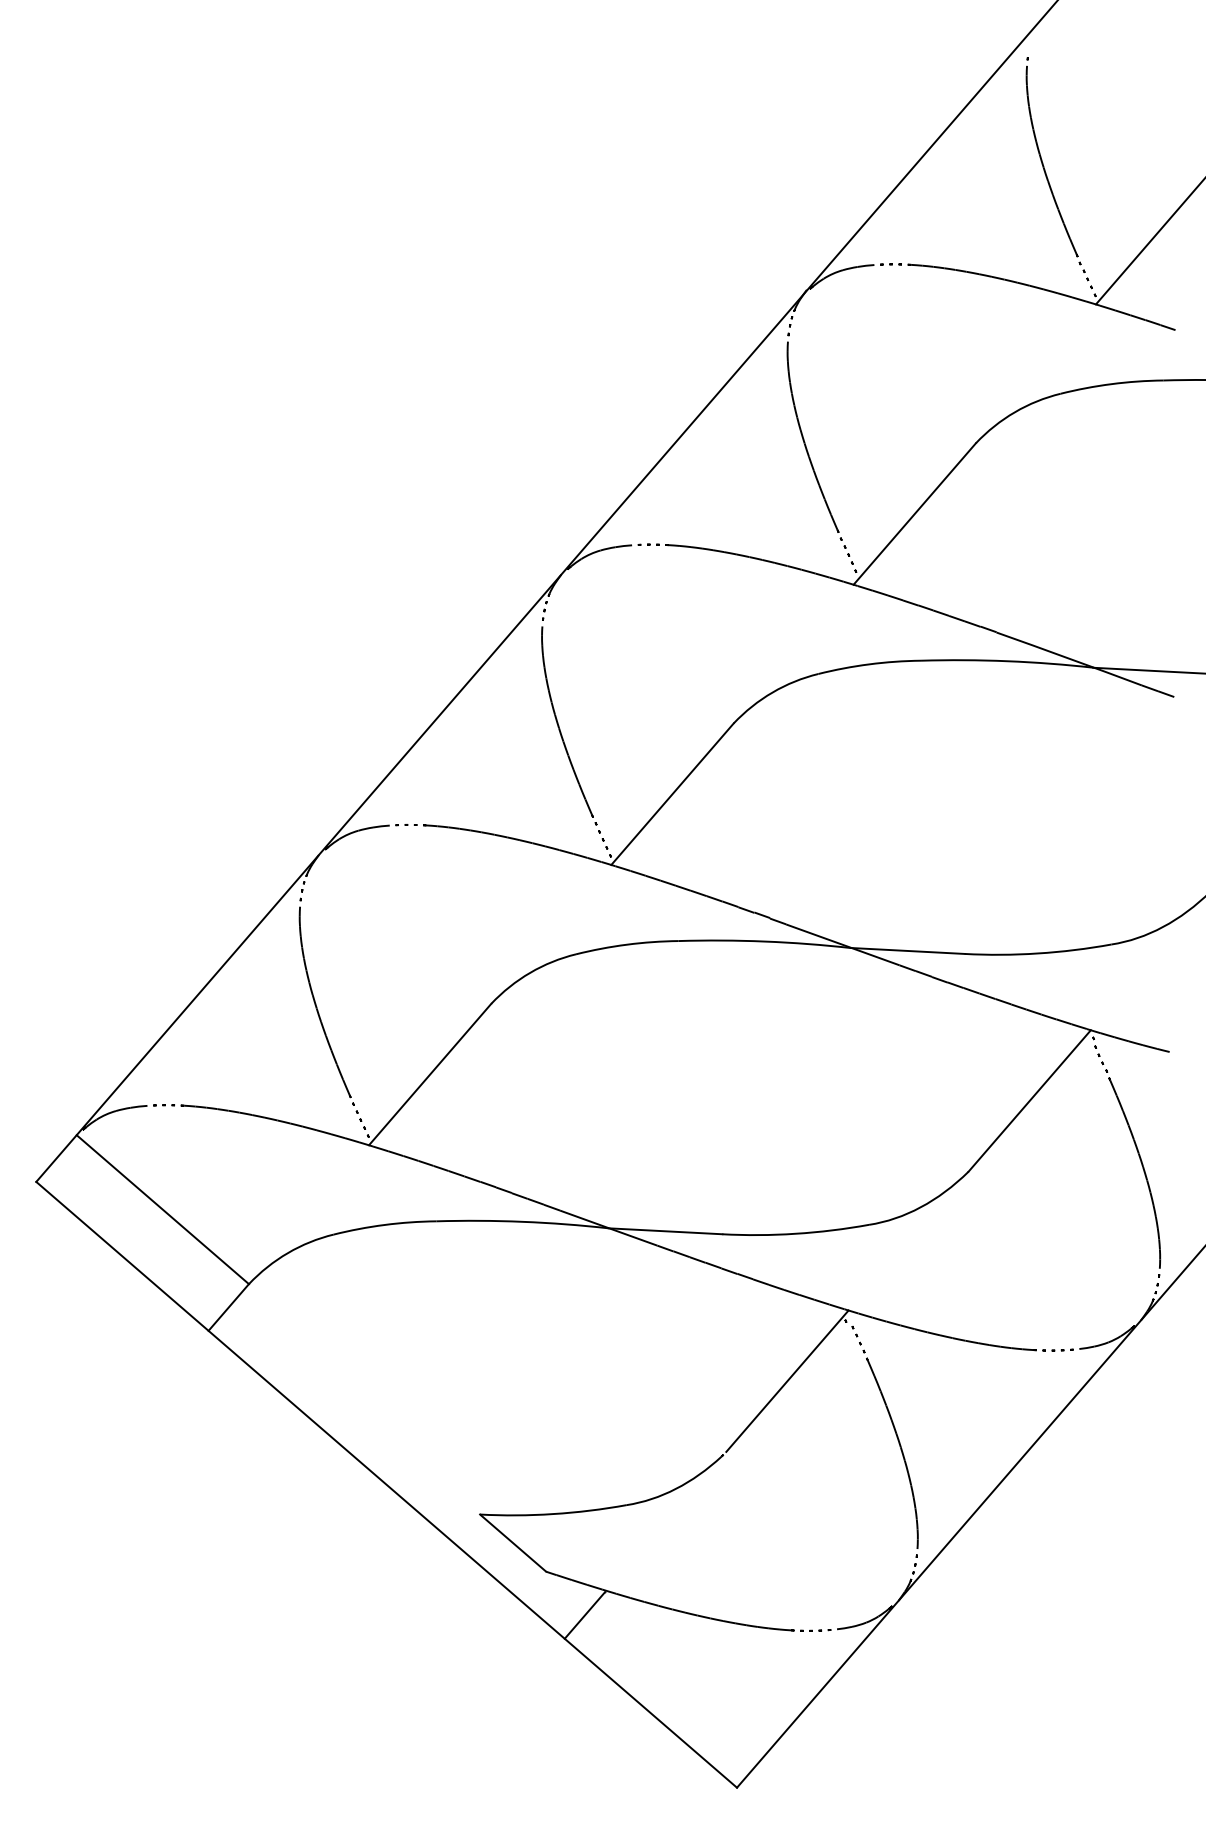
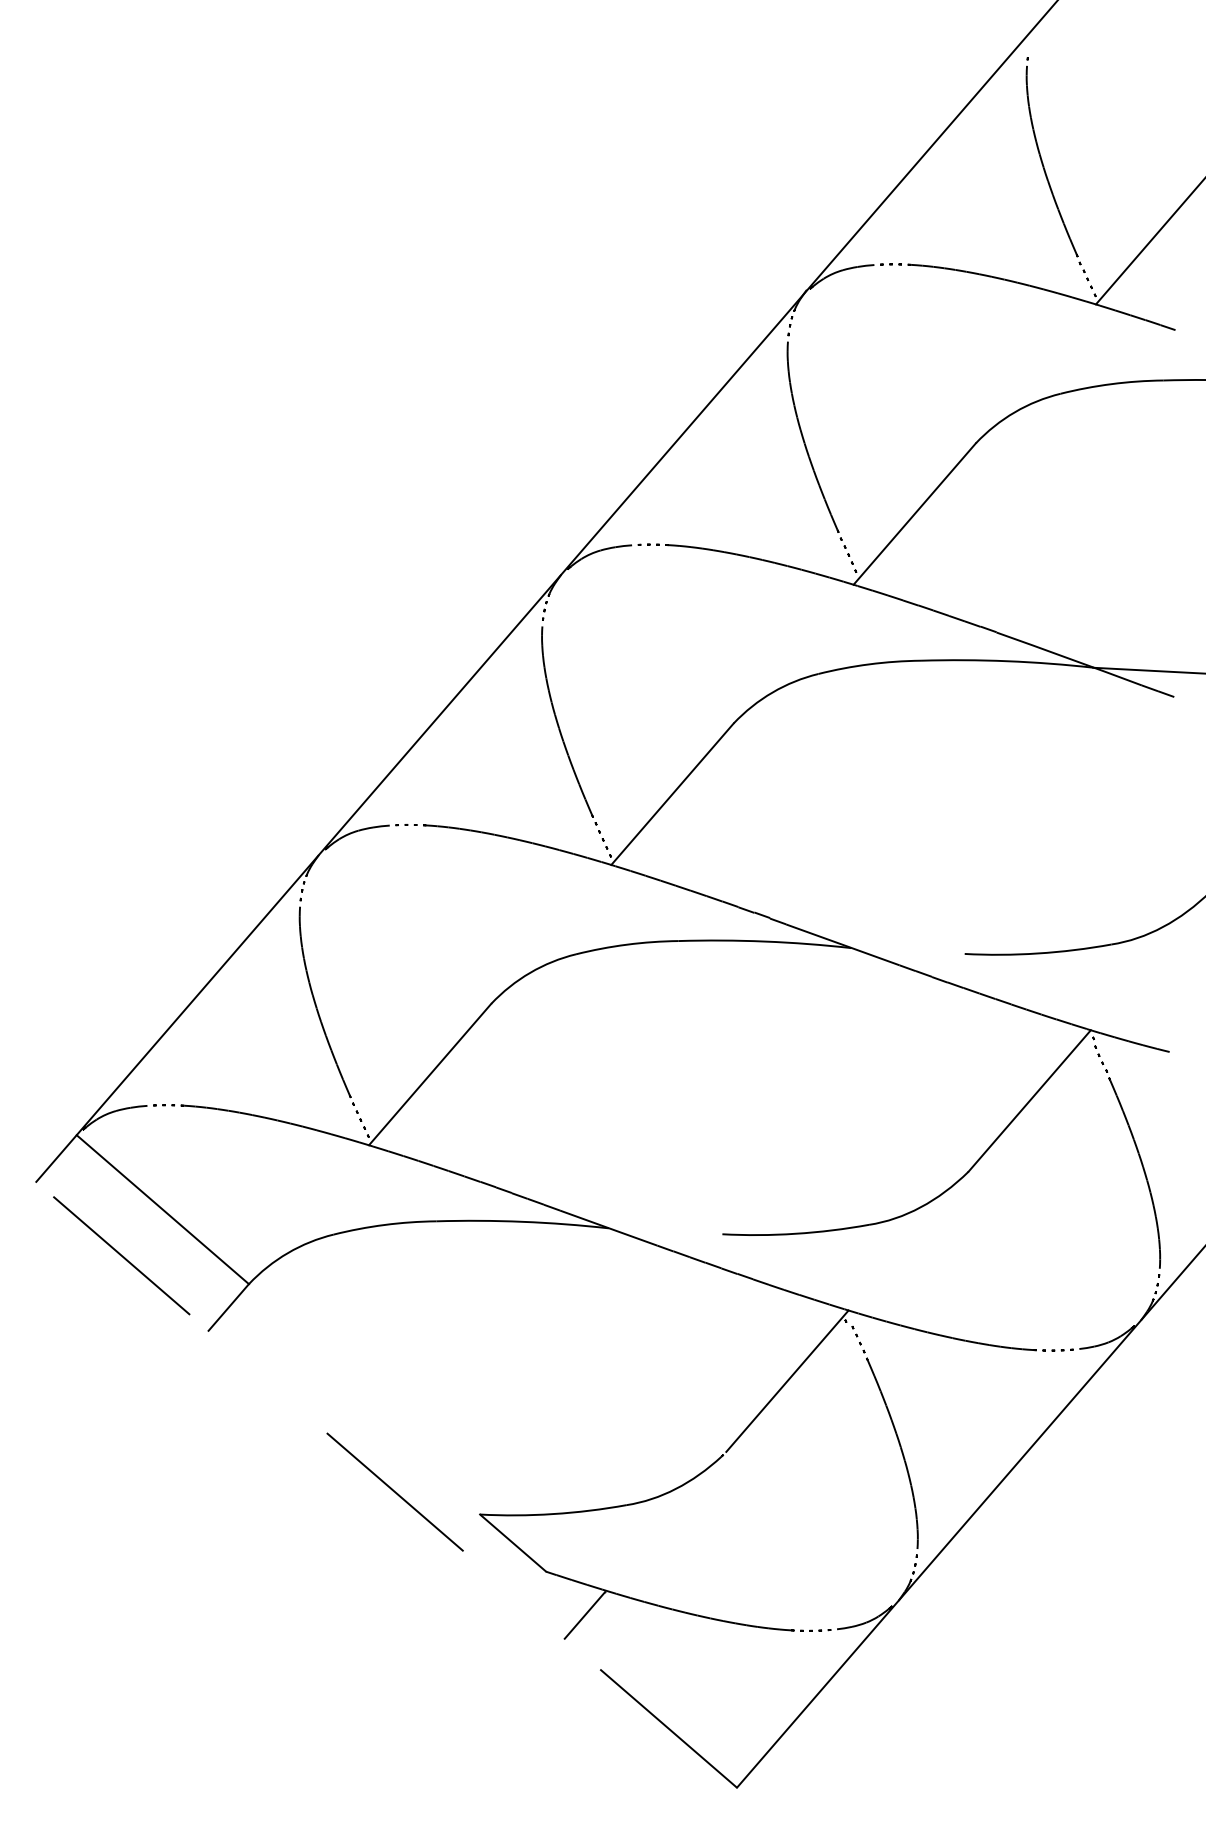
line: present -> none (907, 950)
line: present -> none (665, 1231)
line: solid -> dashed (386, 1484)
